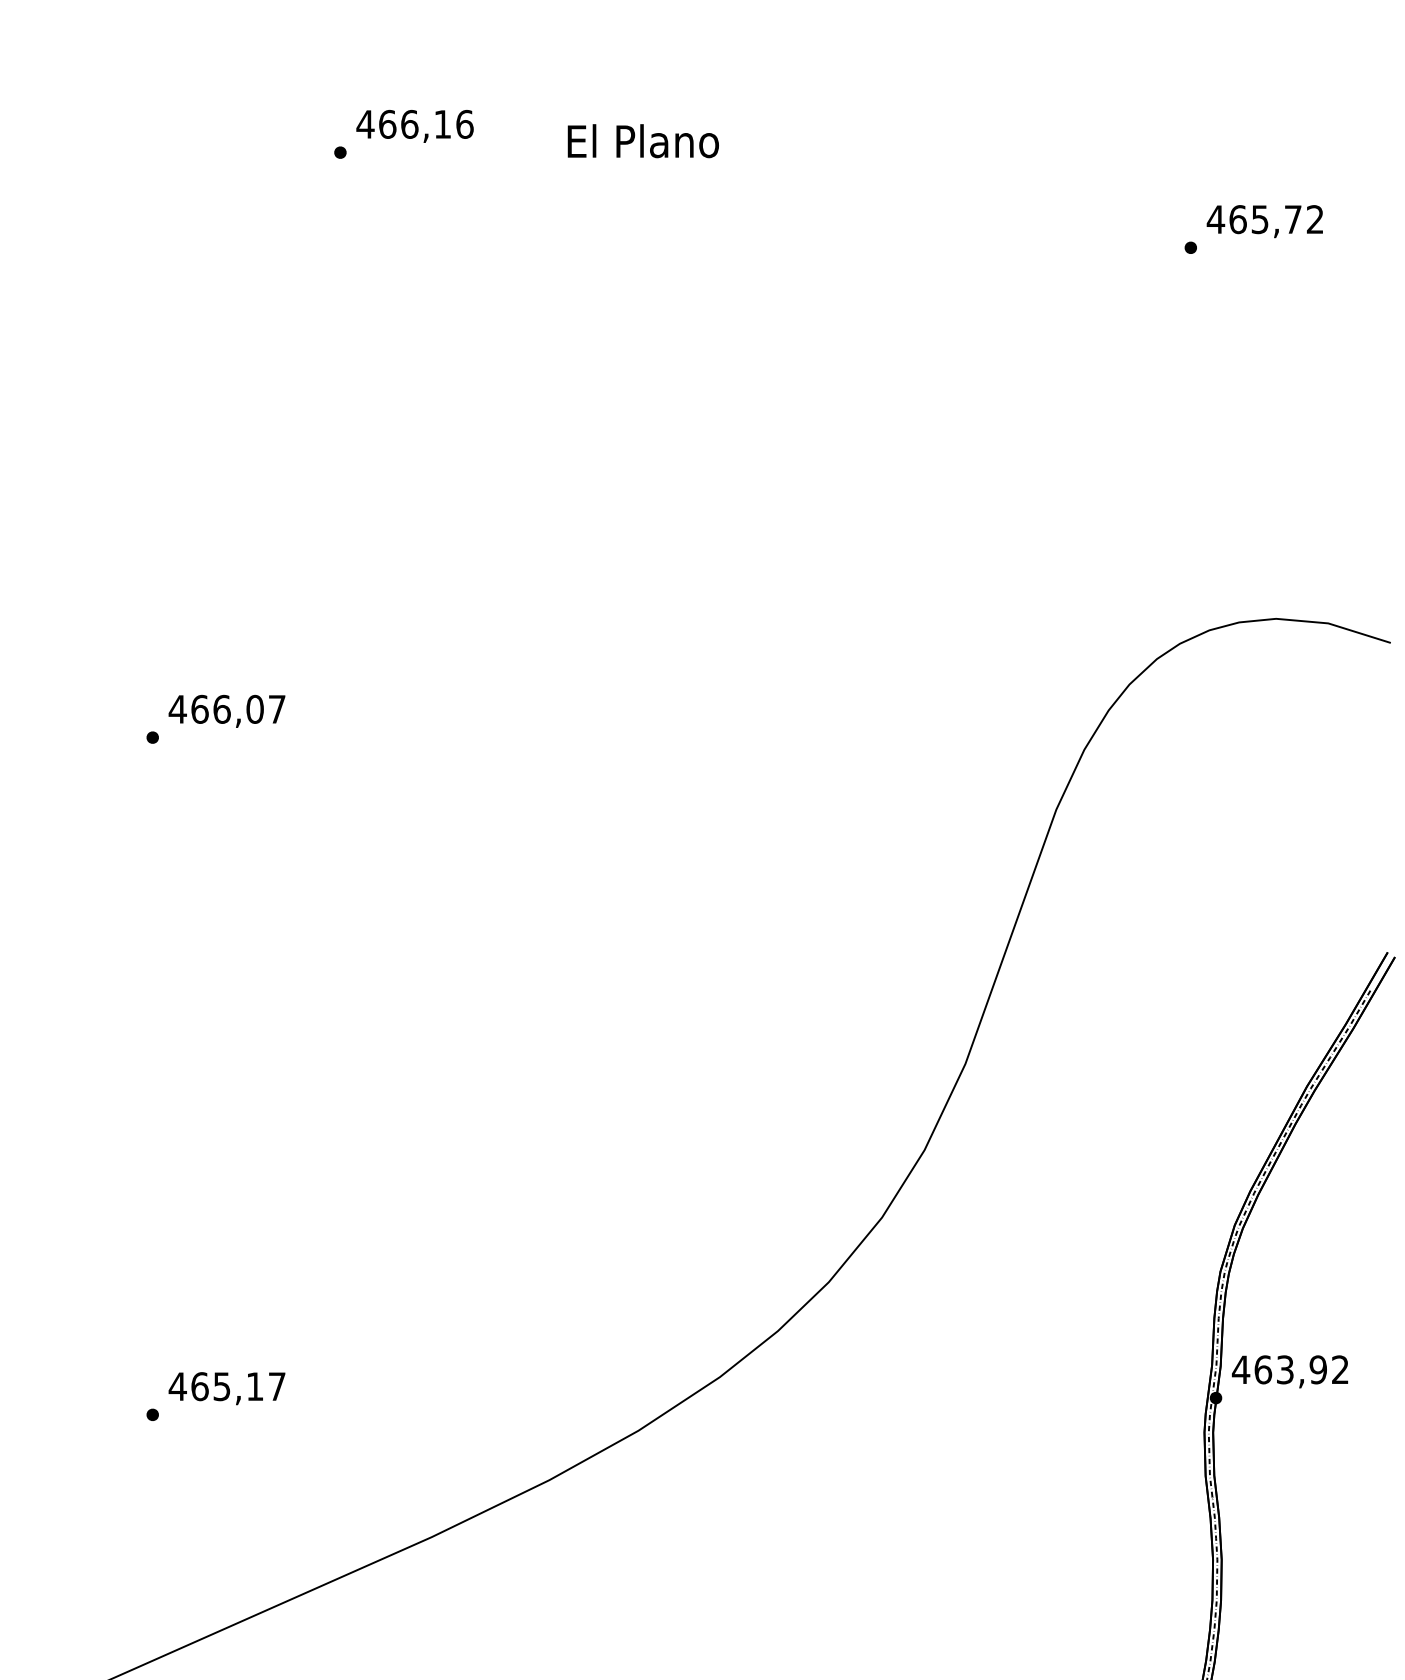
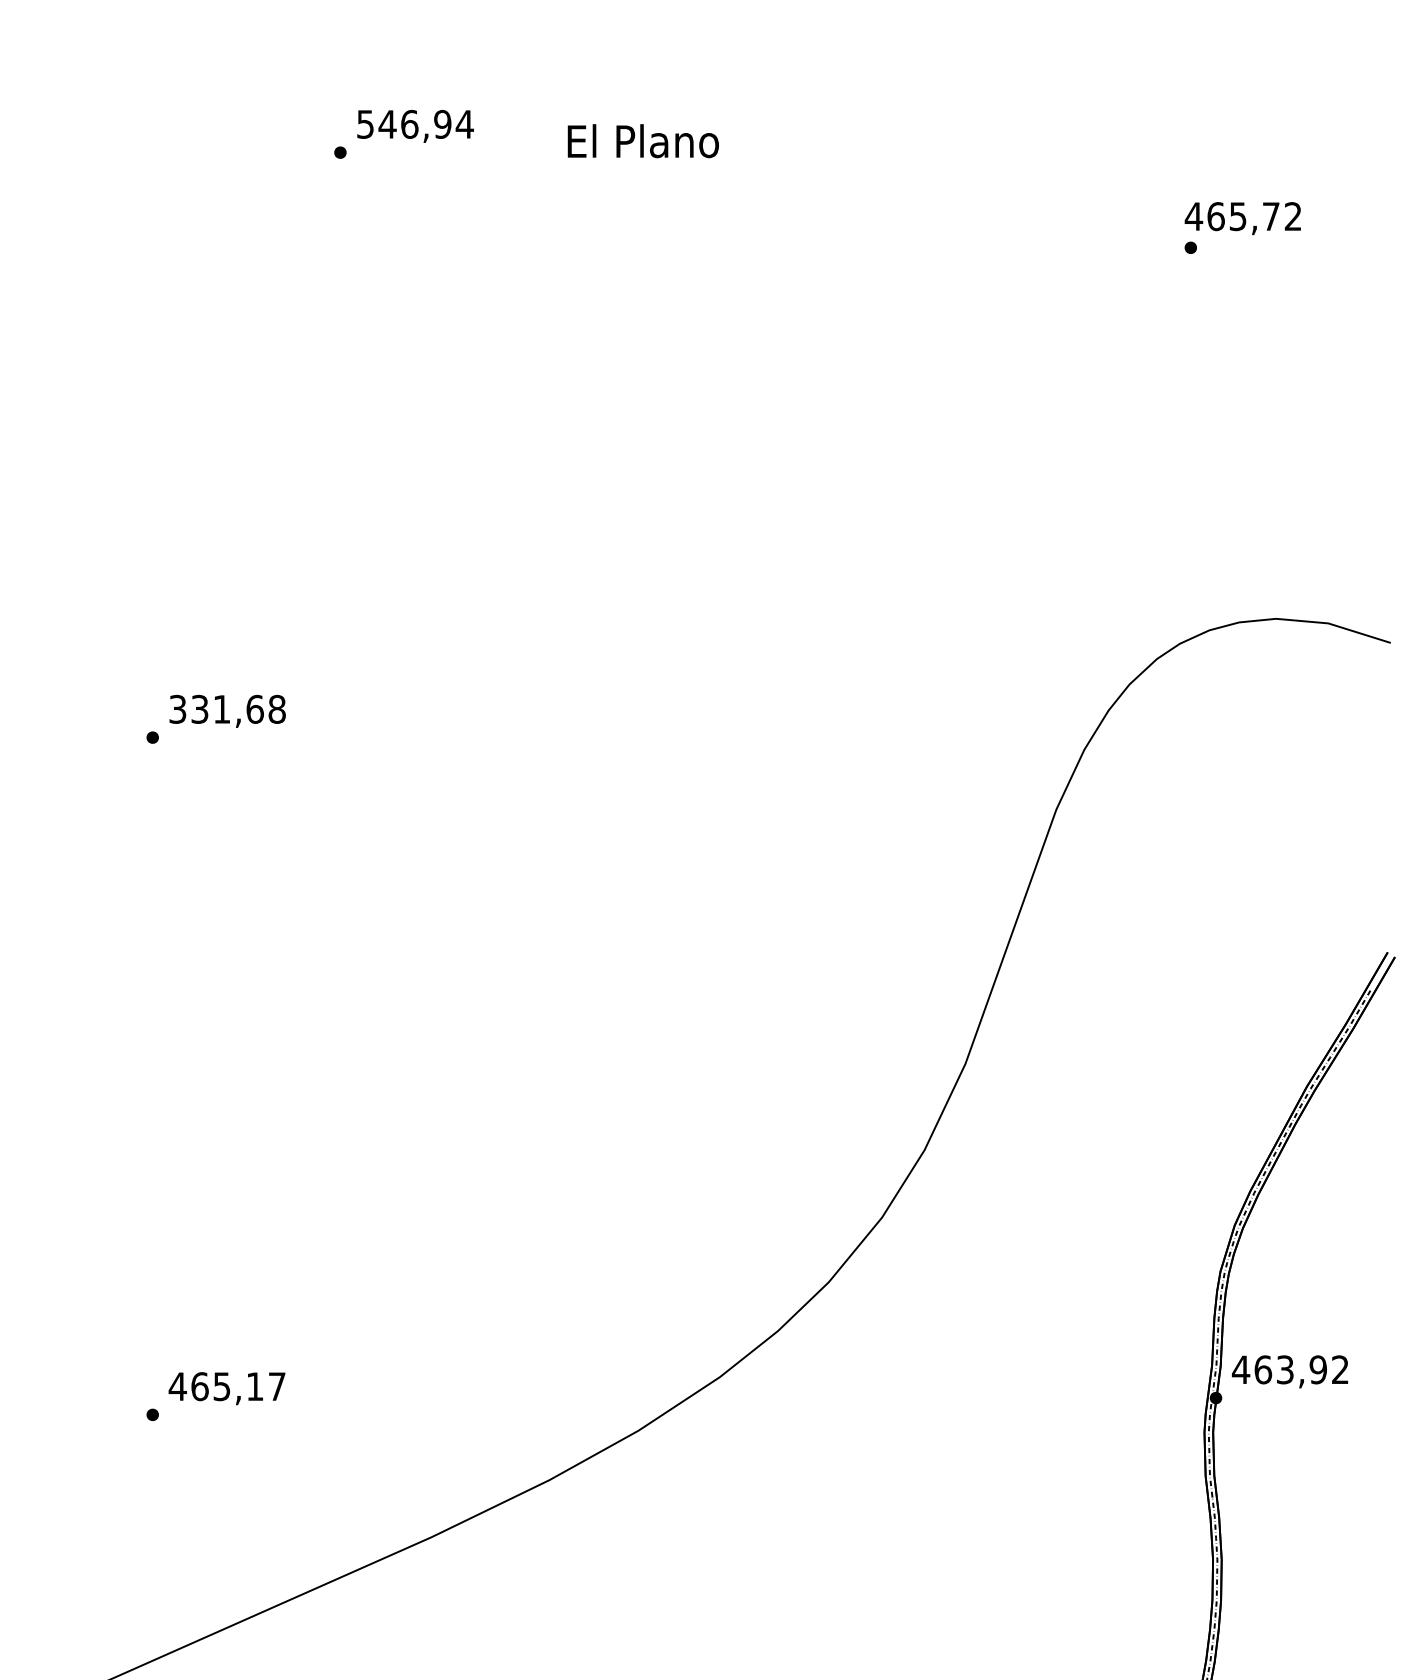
text: 466,16 -> 546,94 (414, 123)
text position: (1264, 221) -> (1242, 218) (1242, 218)
text: 466,07 -> 331,68 (226, 708)
